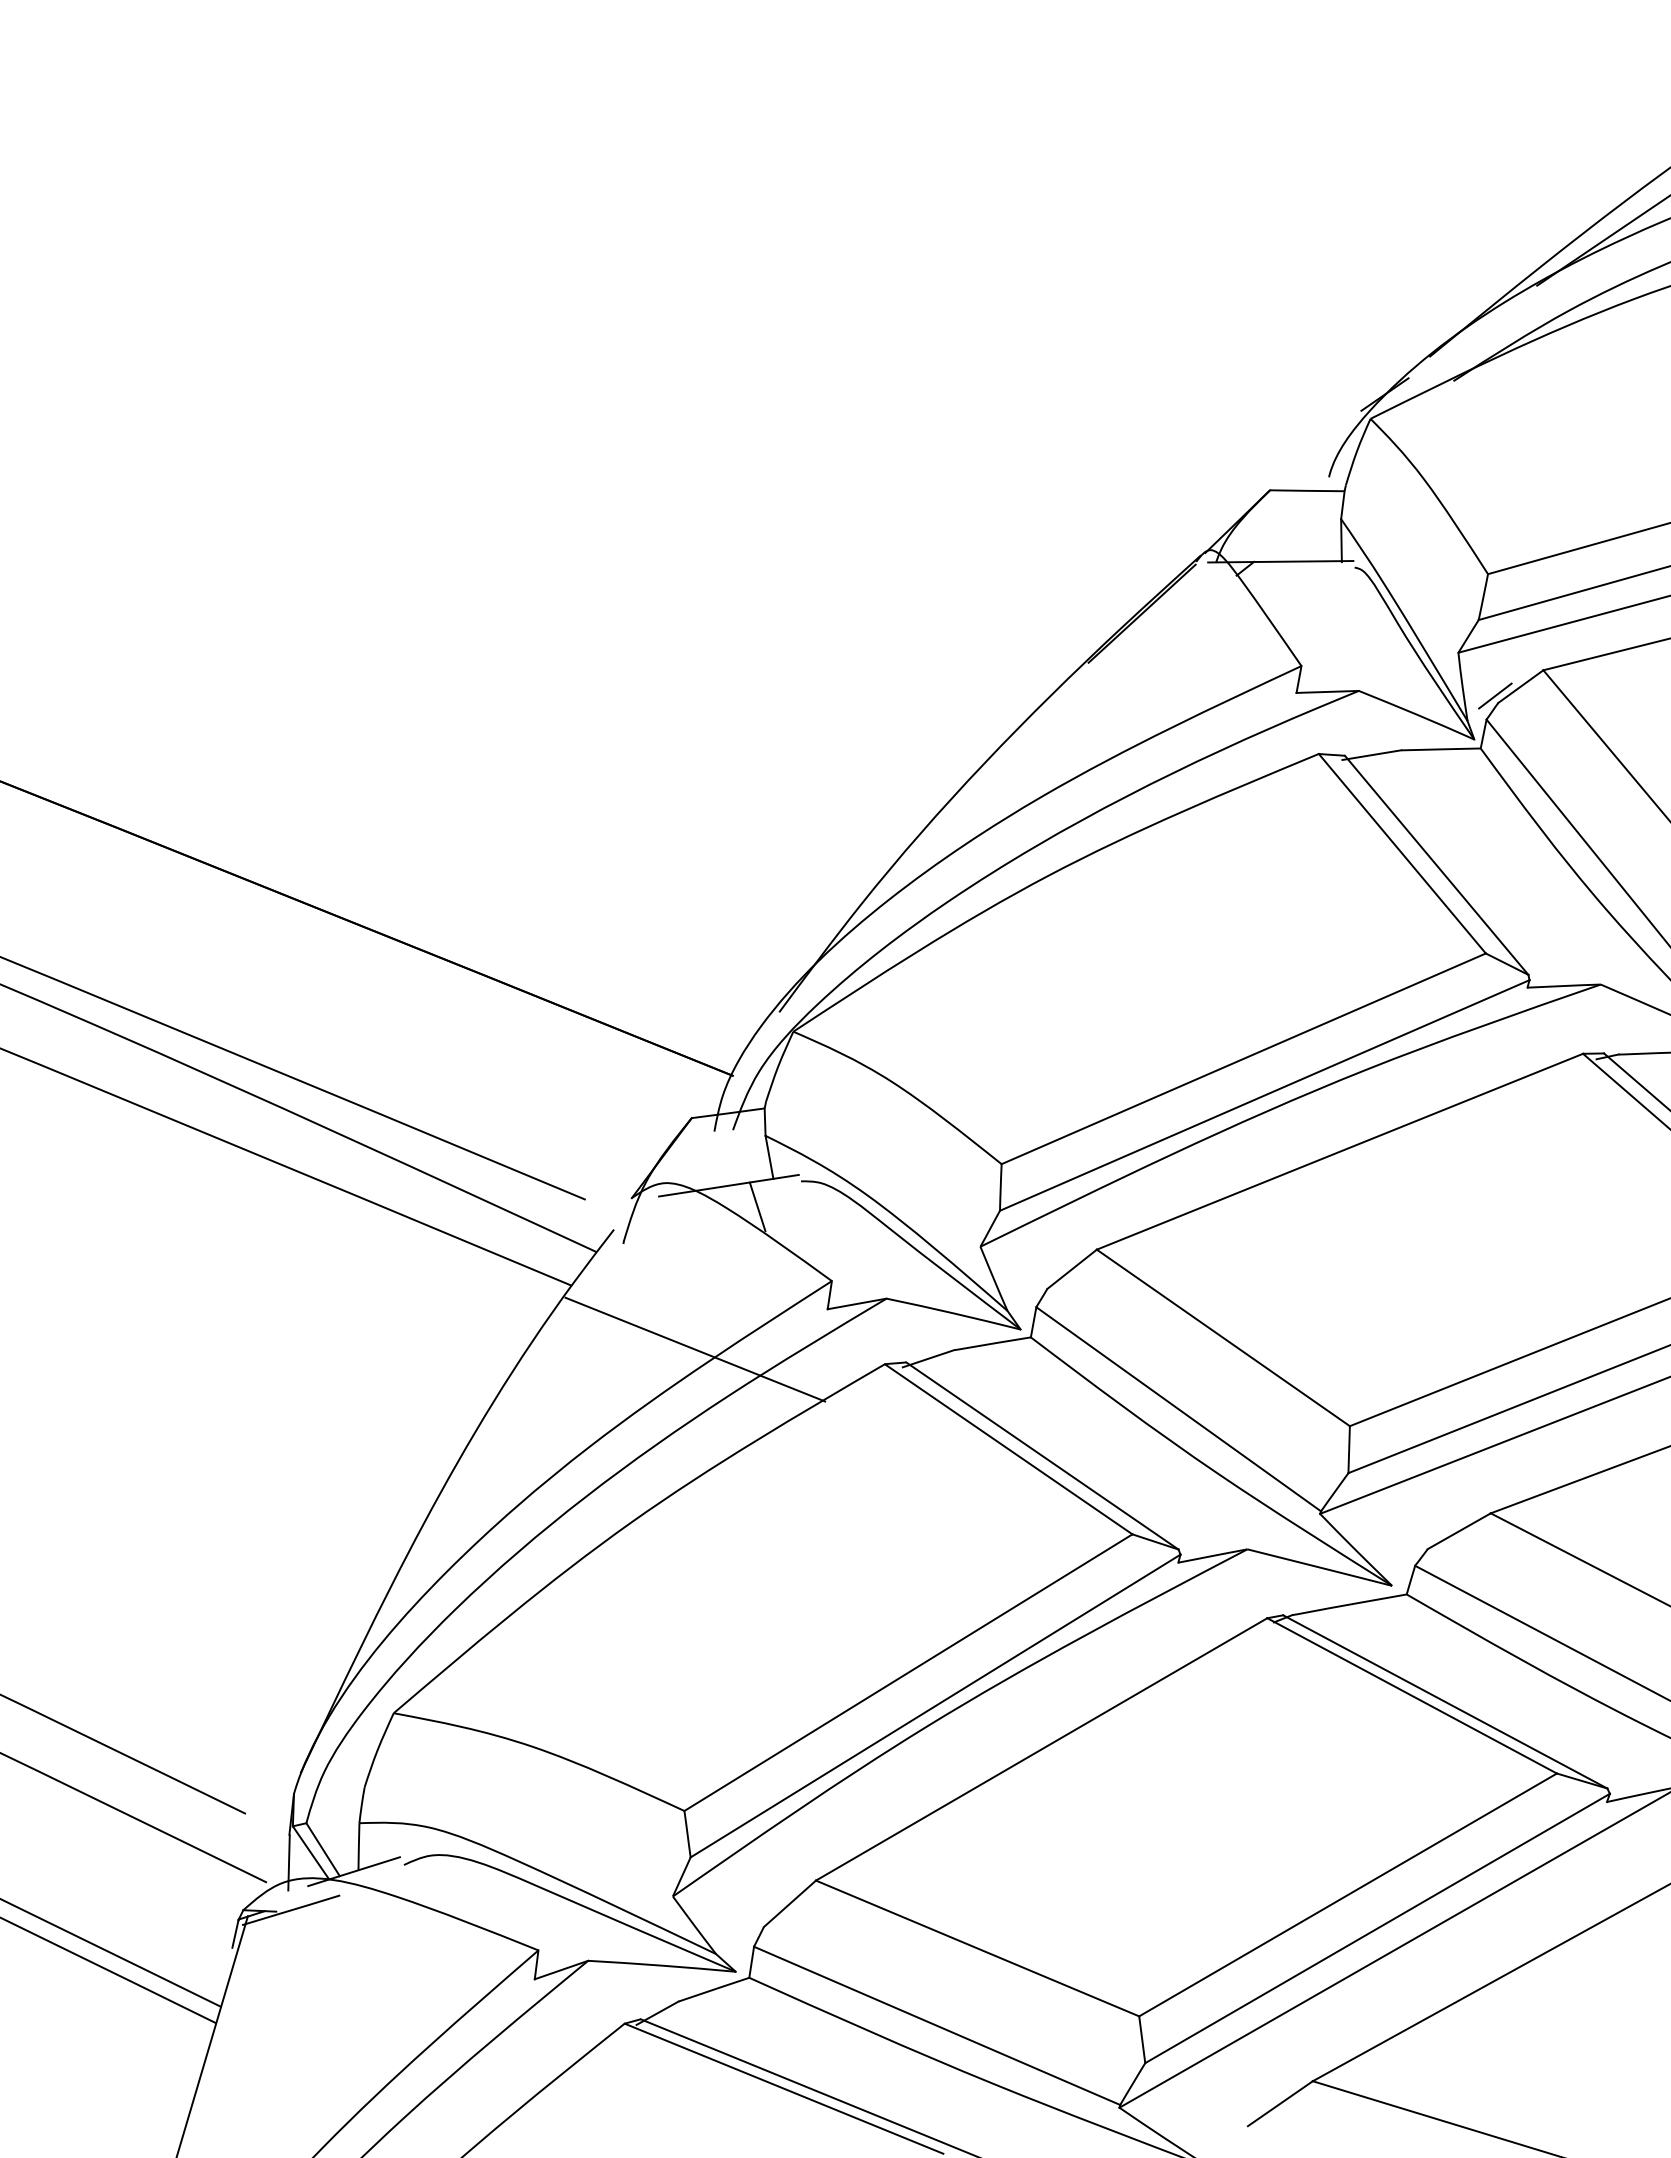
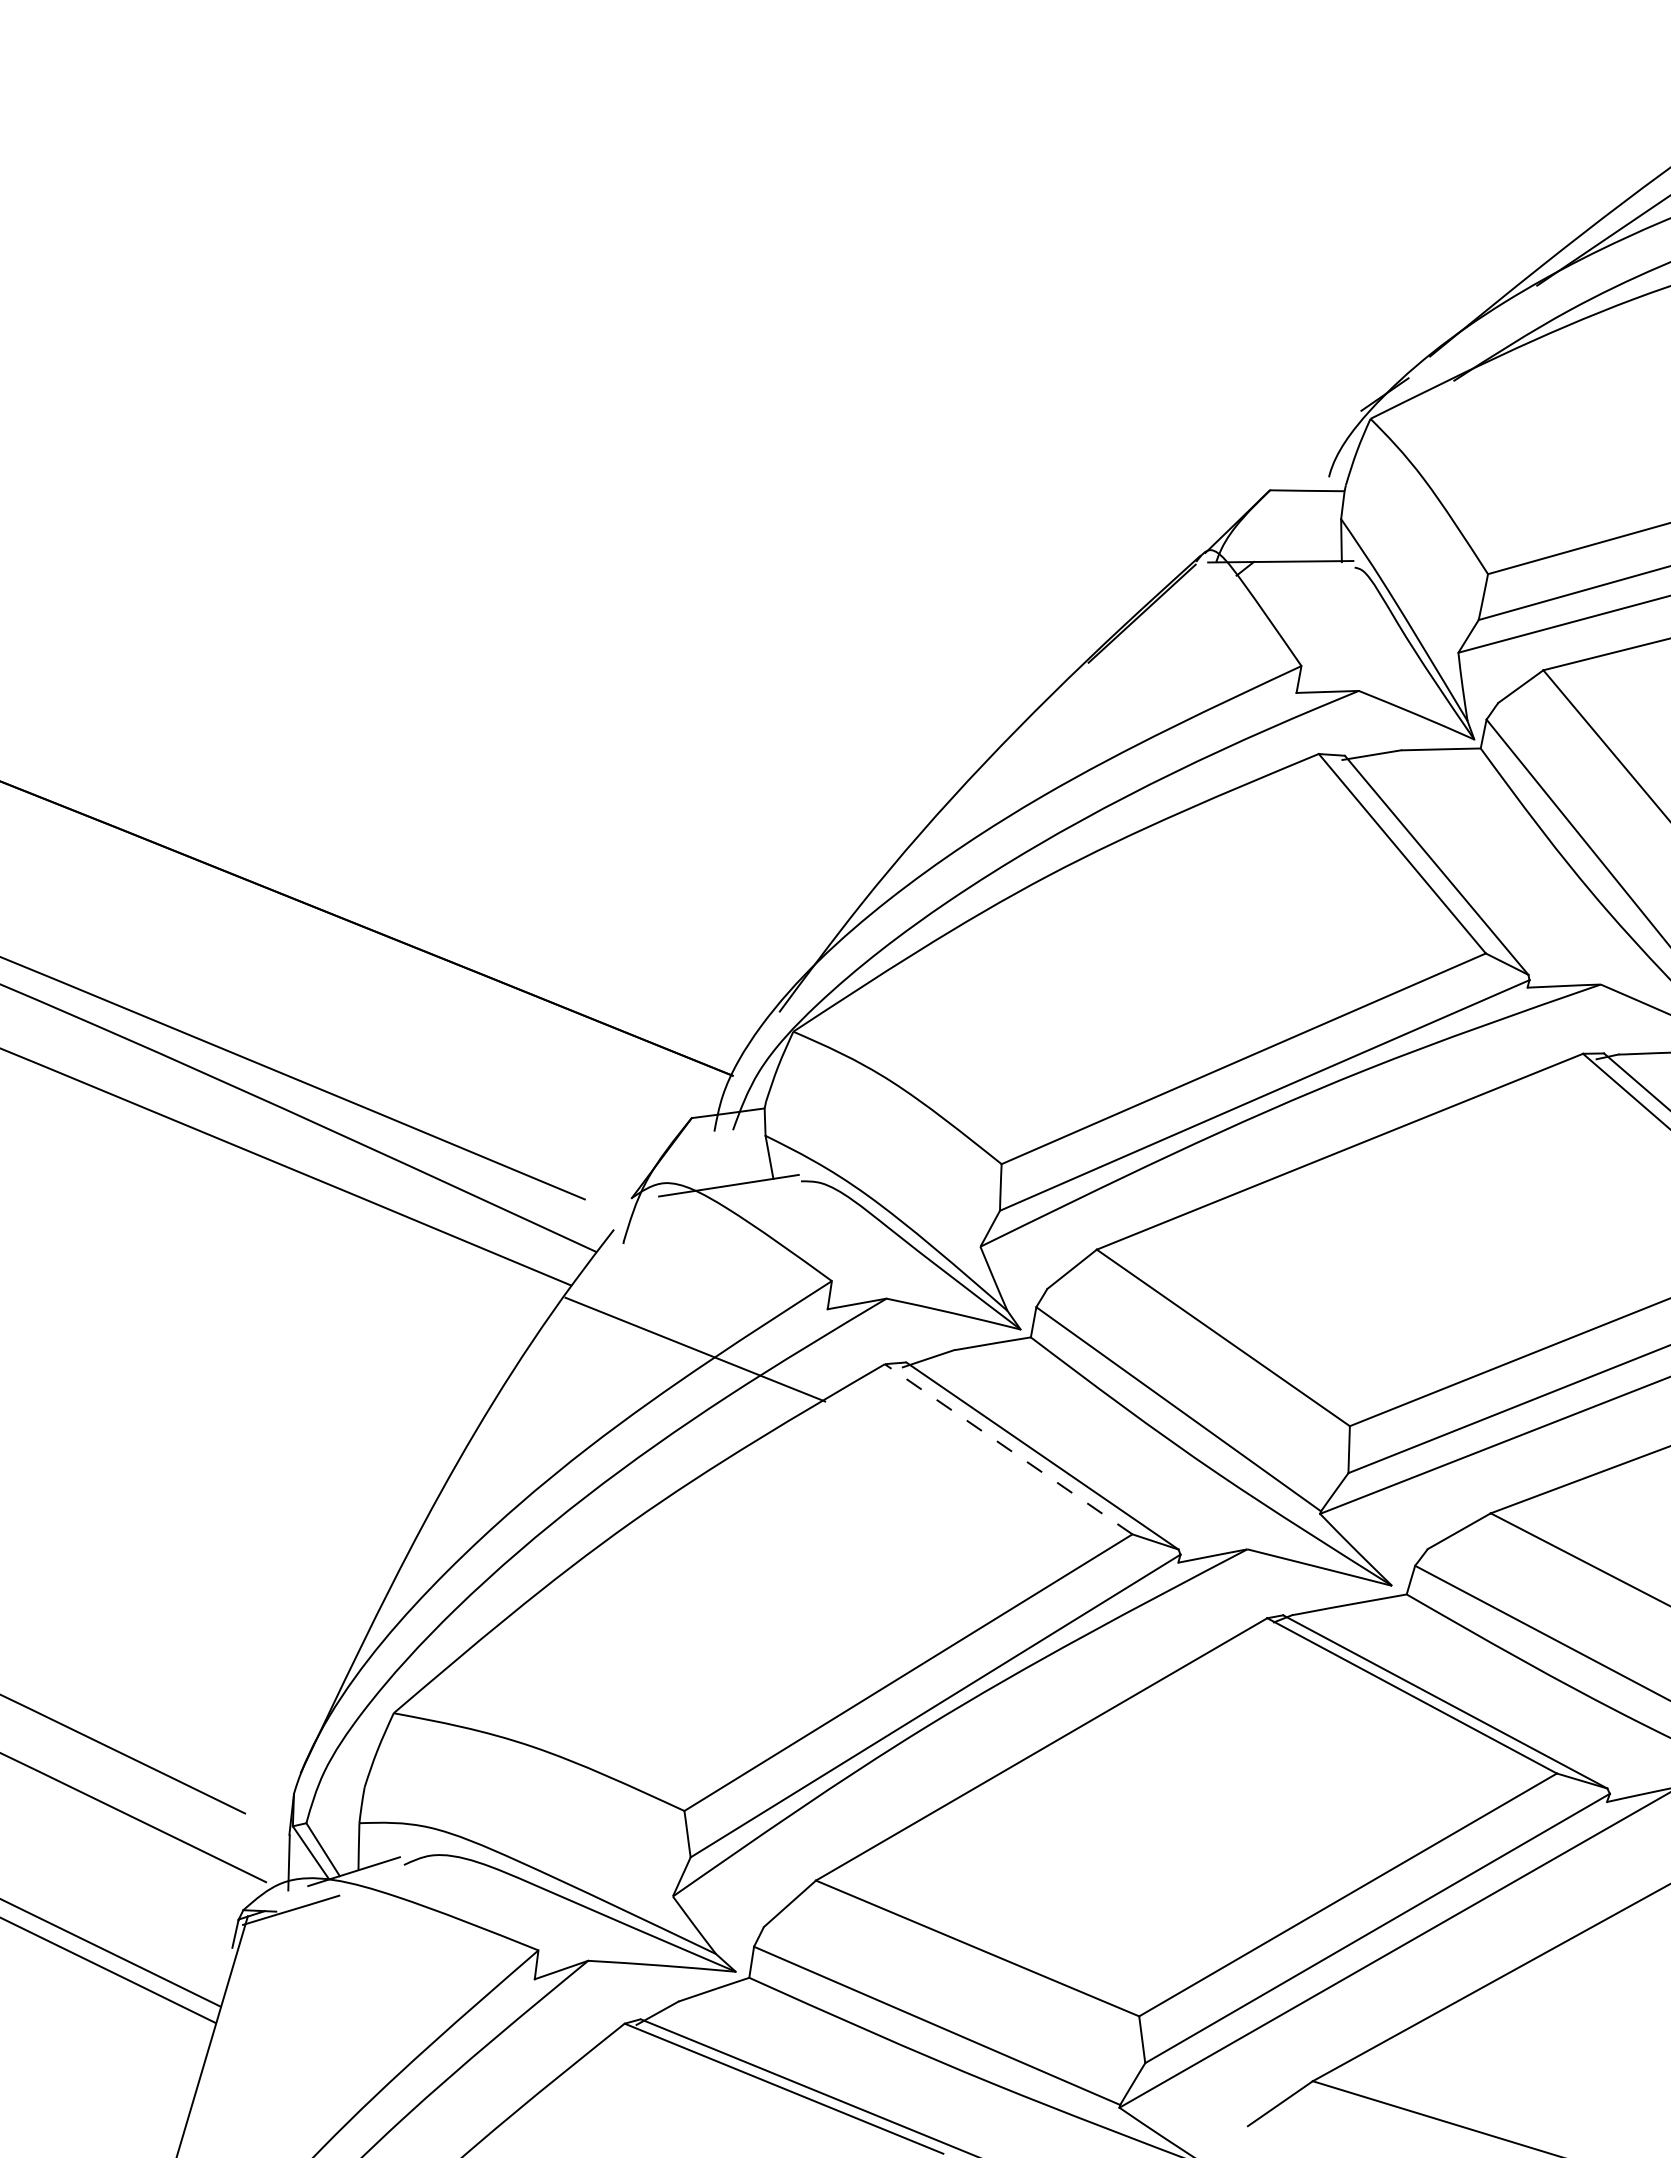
line: present -> none (1495, 695)
line: present -> none (757, 1206)
line: solid -> dashed (1008, 1449)
